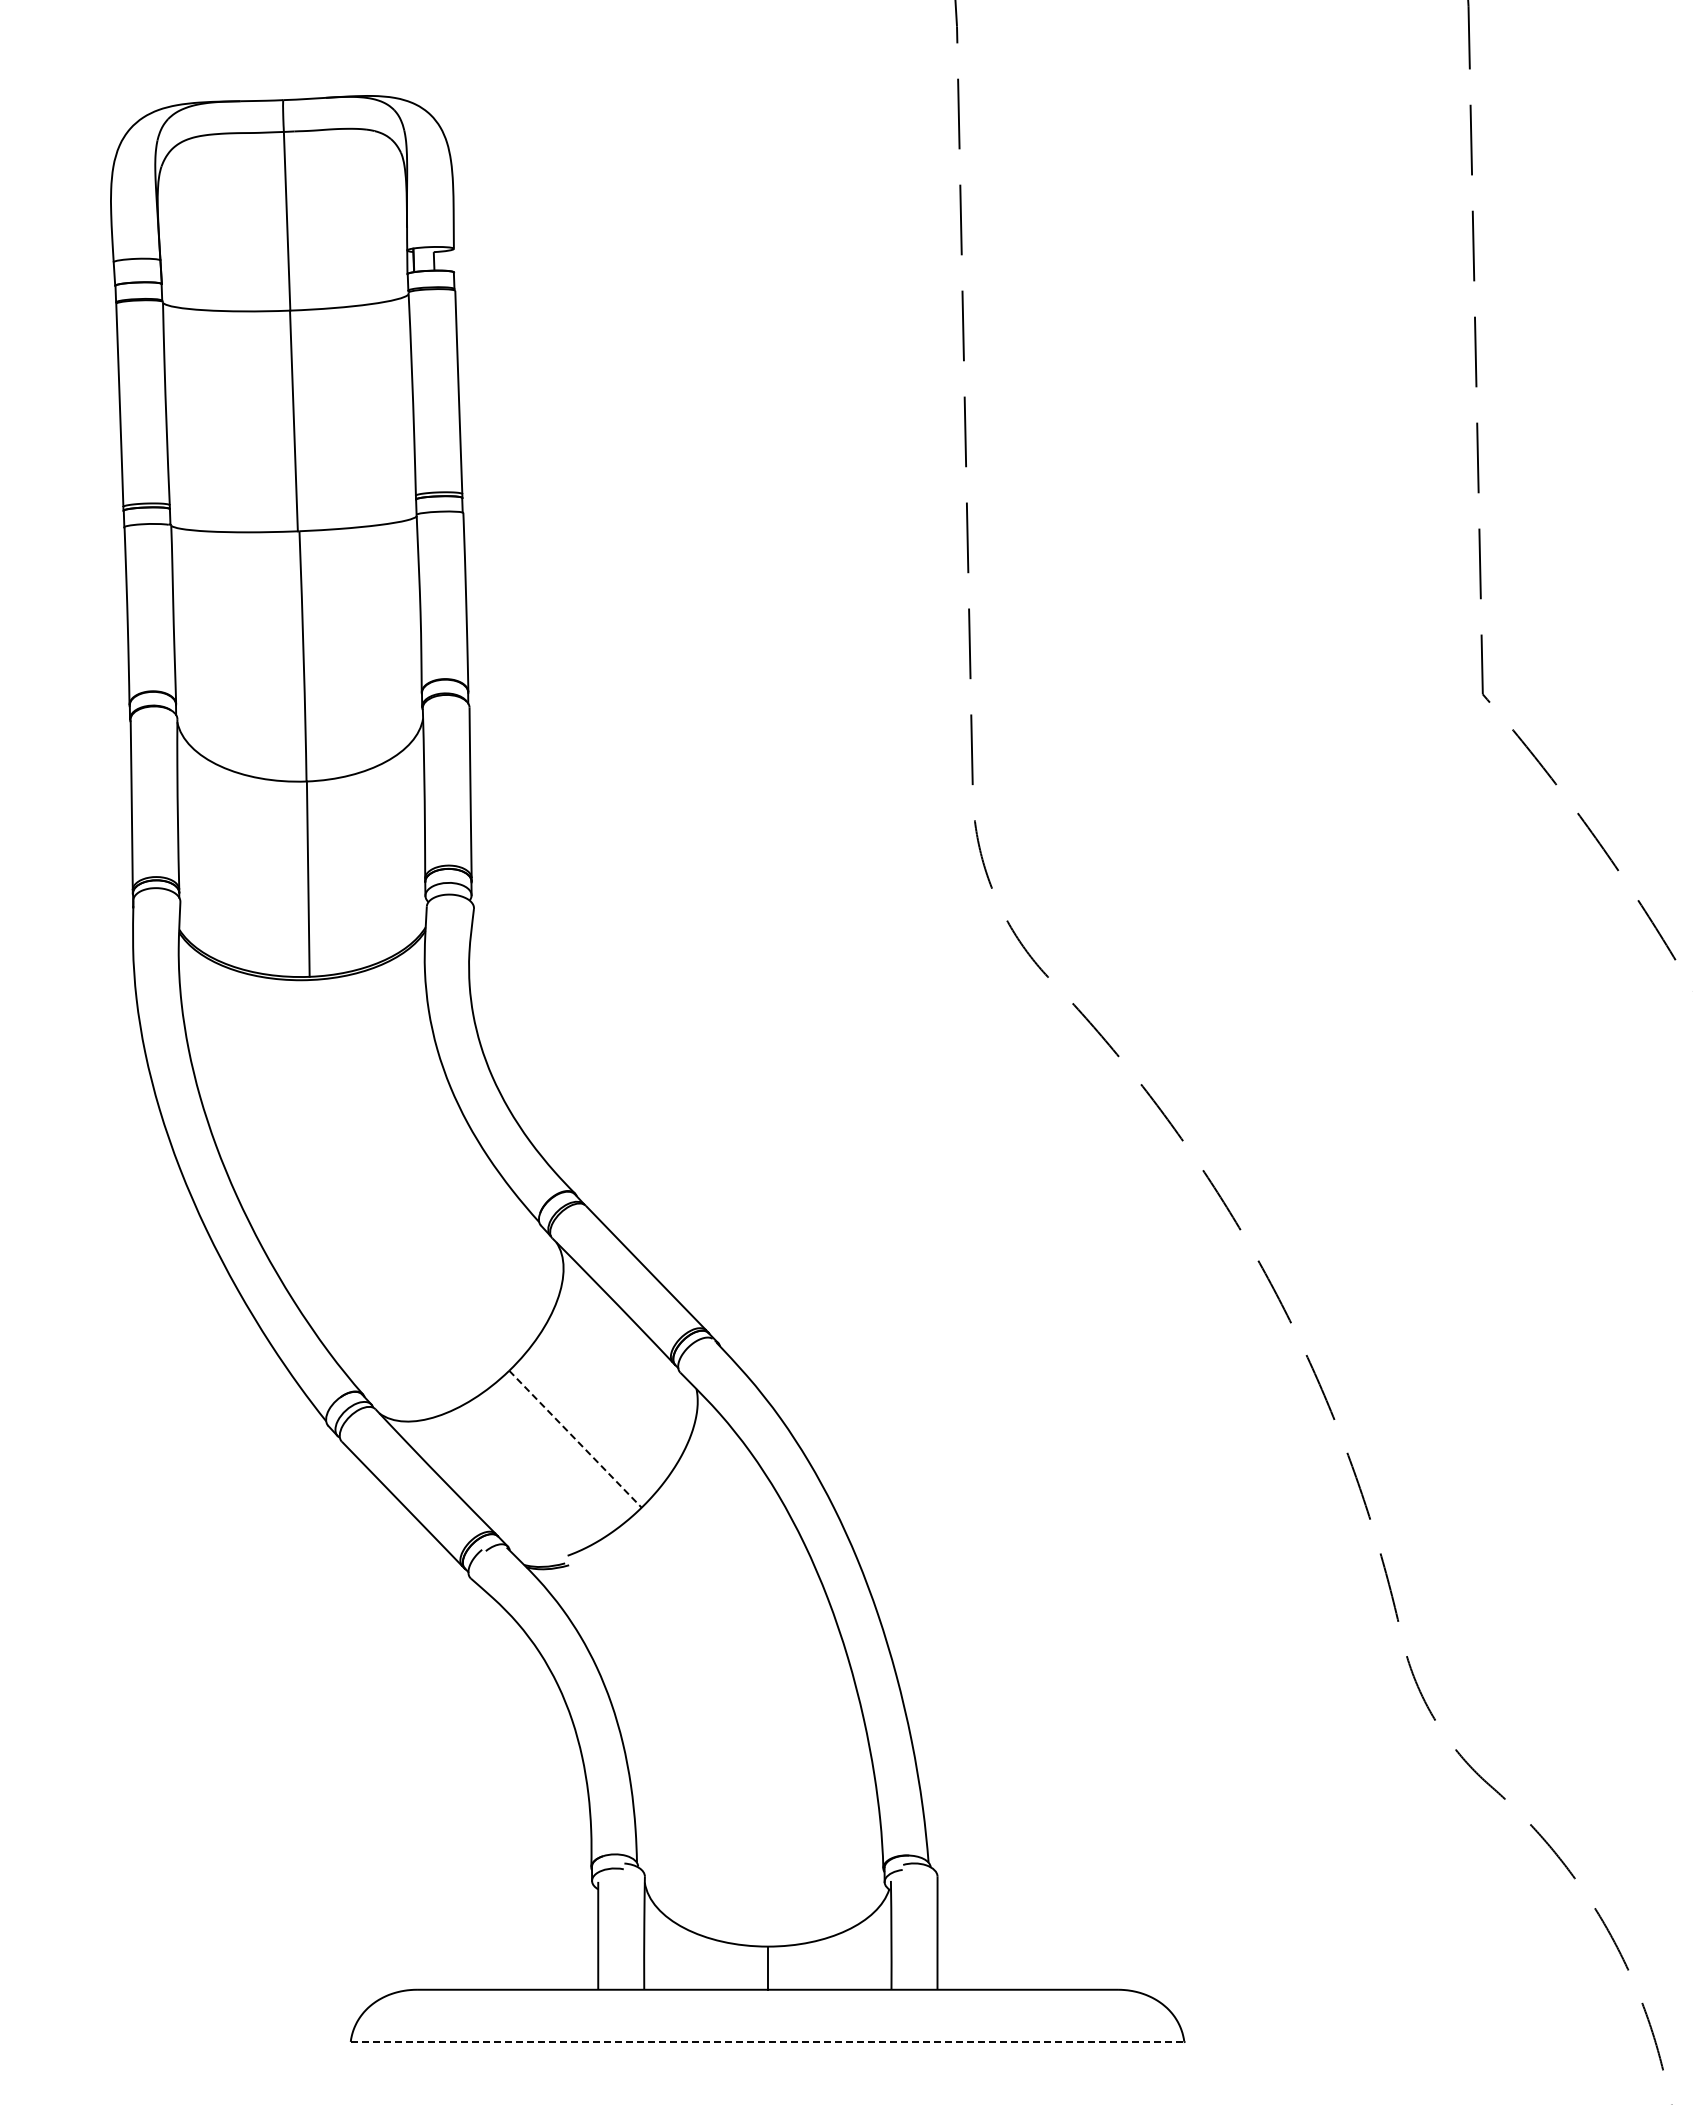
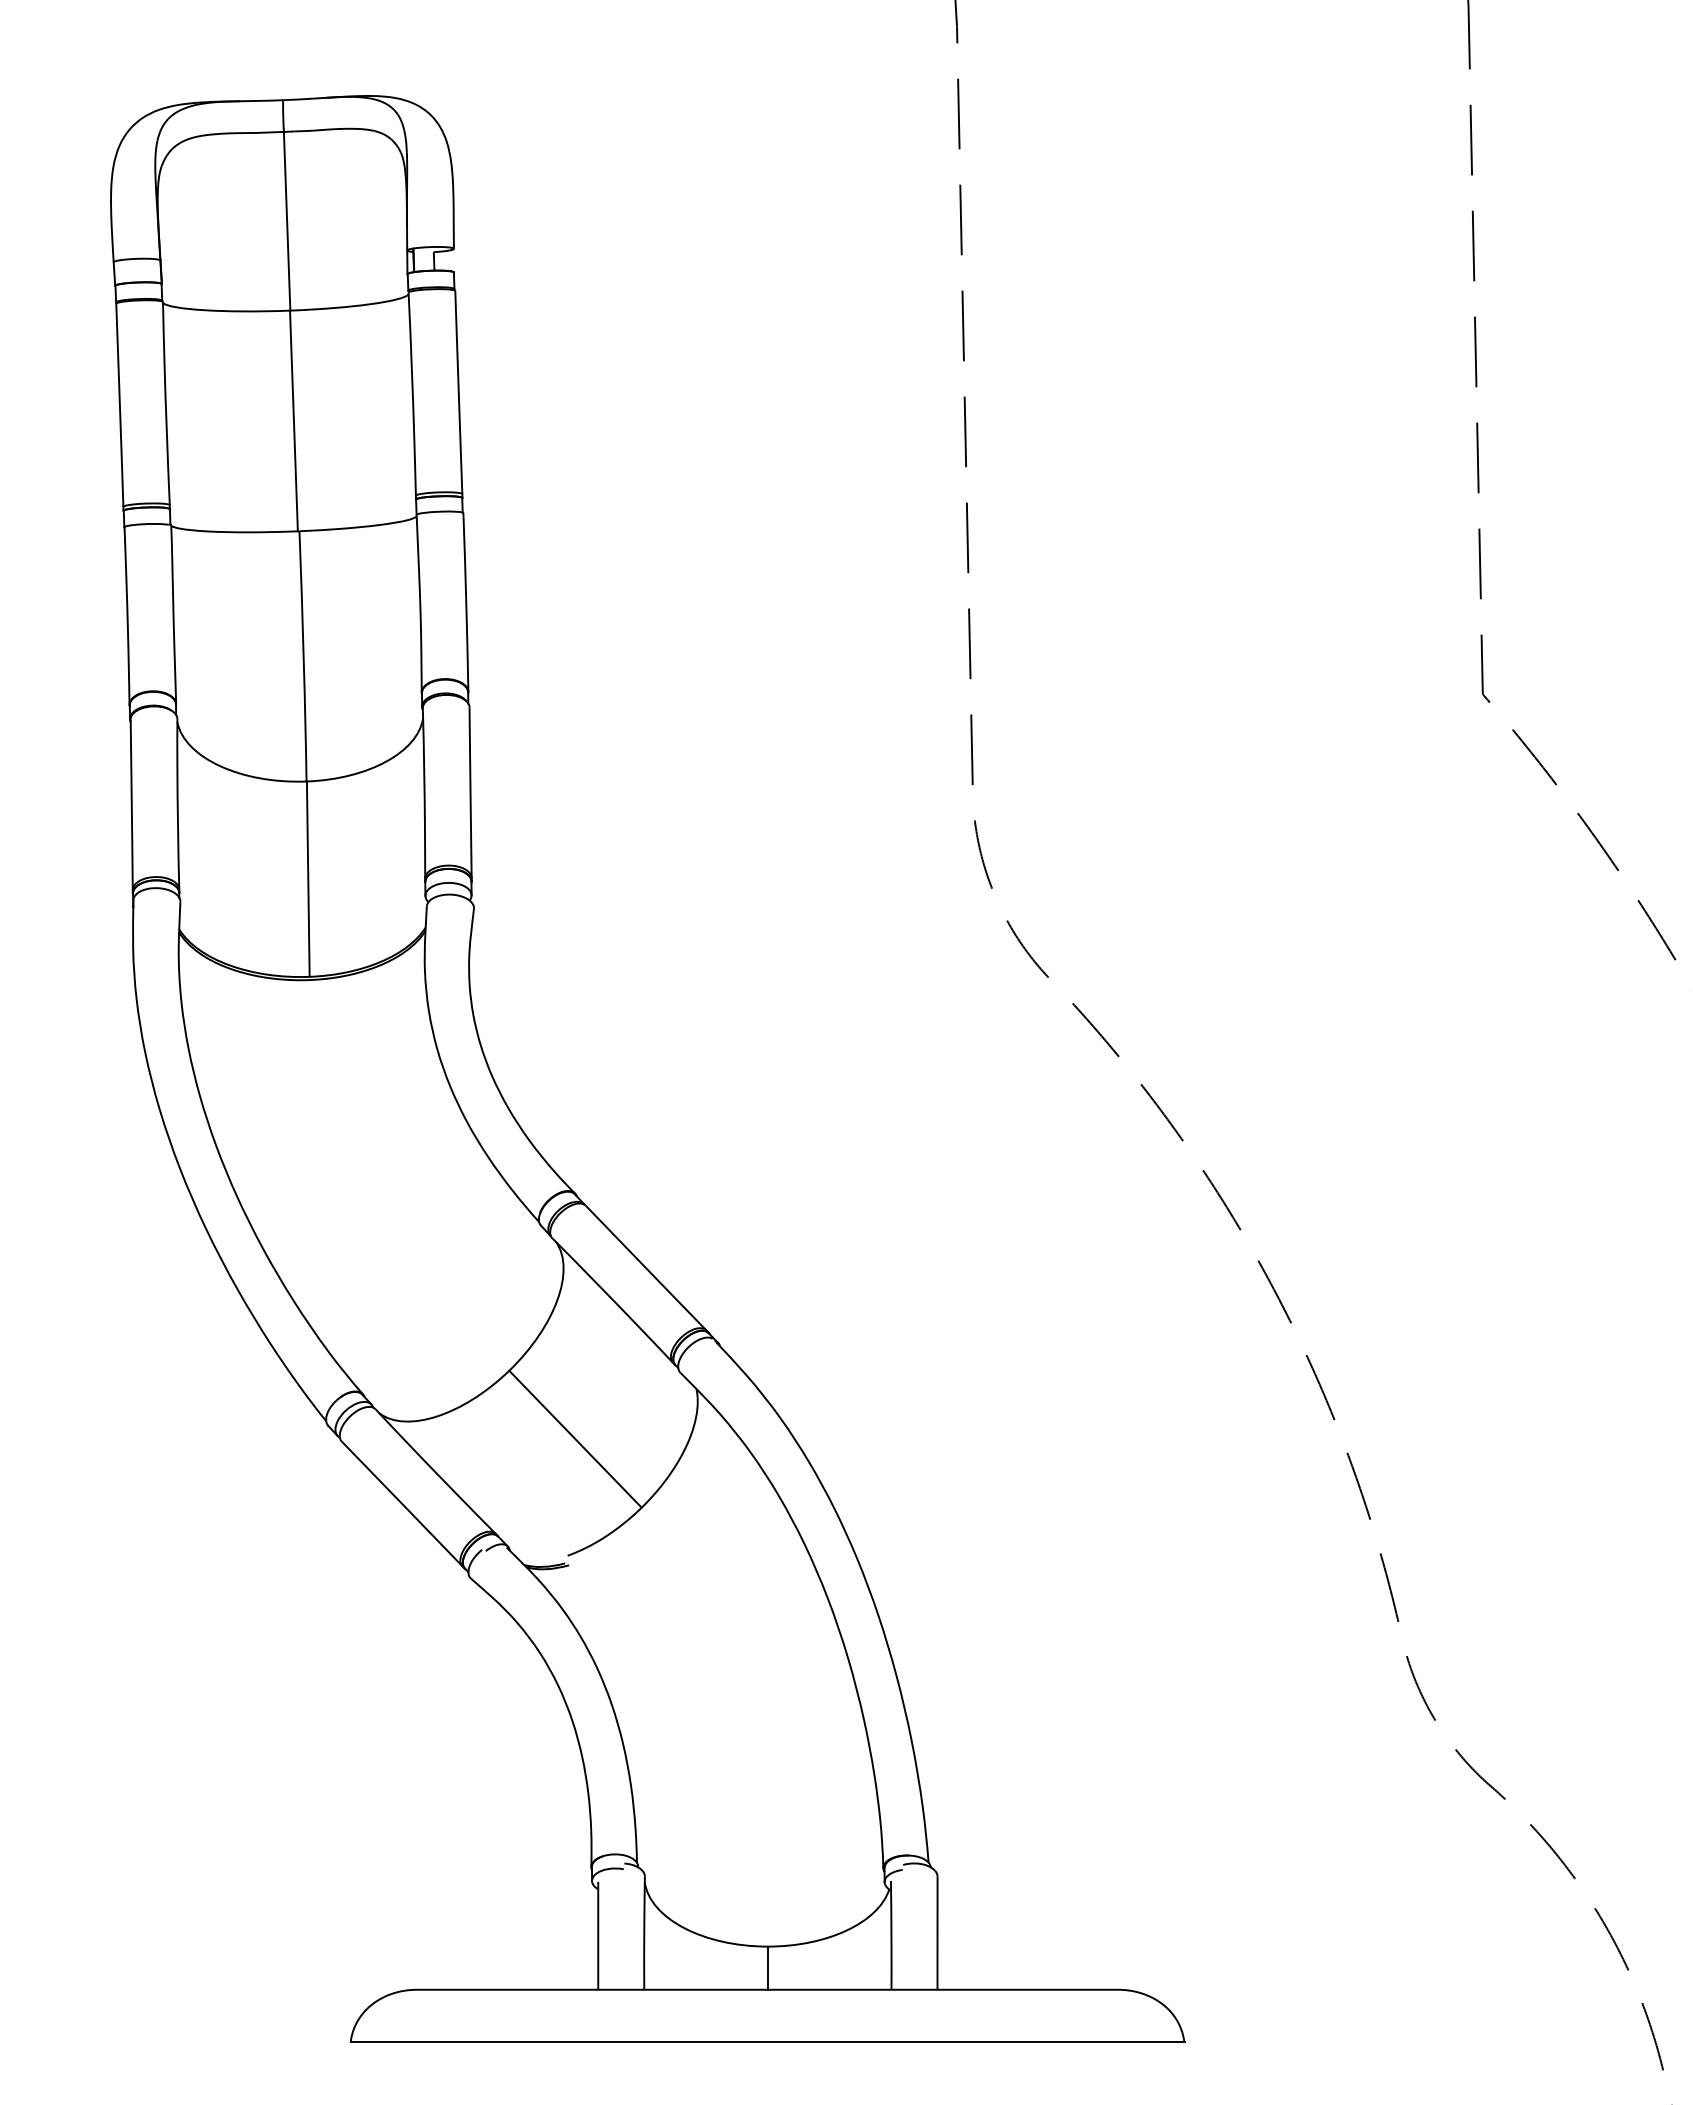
line: dashed -> solid (575, 1439)
line: dashed -> solid (768, 2041)
